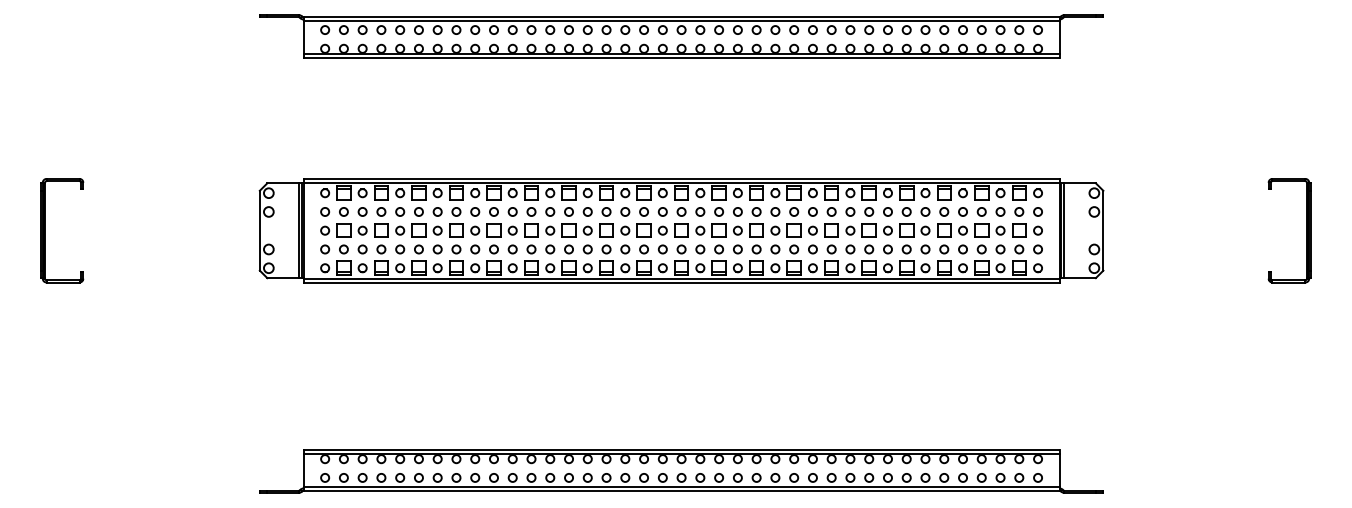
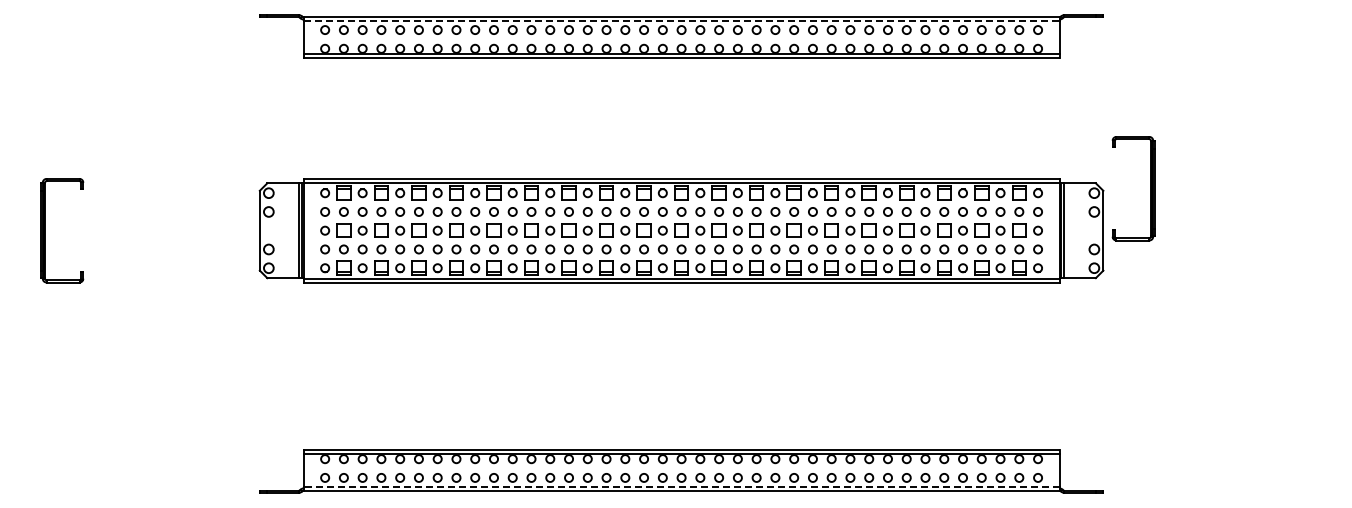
line: solid -> dashed (681, 21)
part position: (1306, 230) -> (1150, 188) (1150, 188)
line: solid -> dashed (681, 486)
